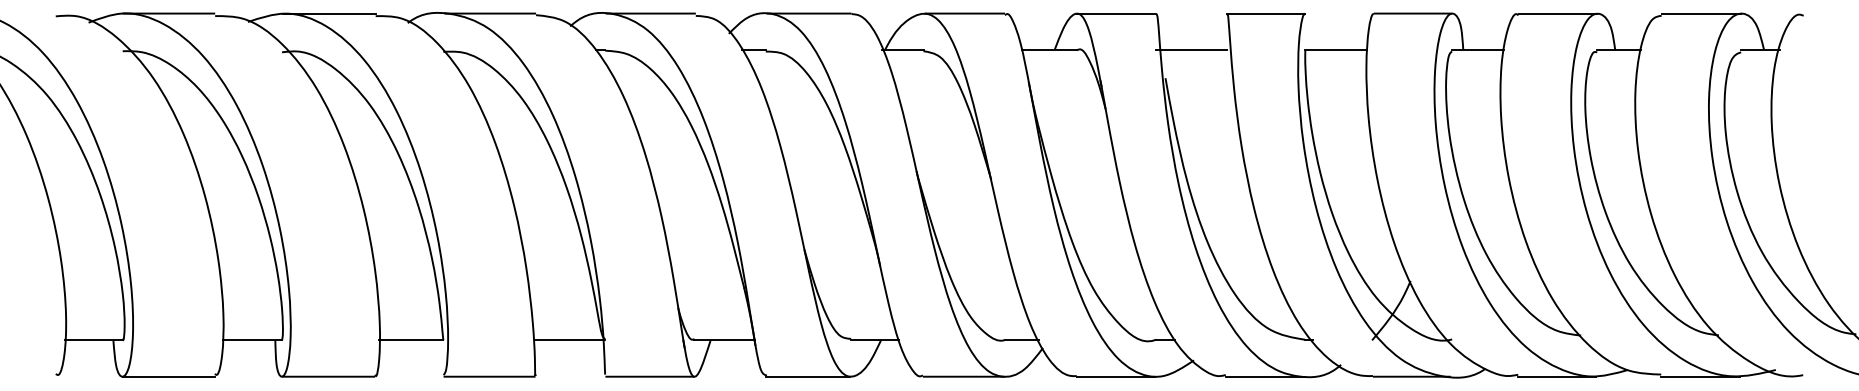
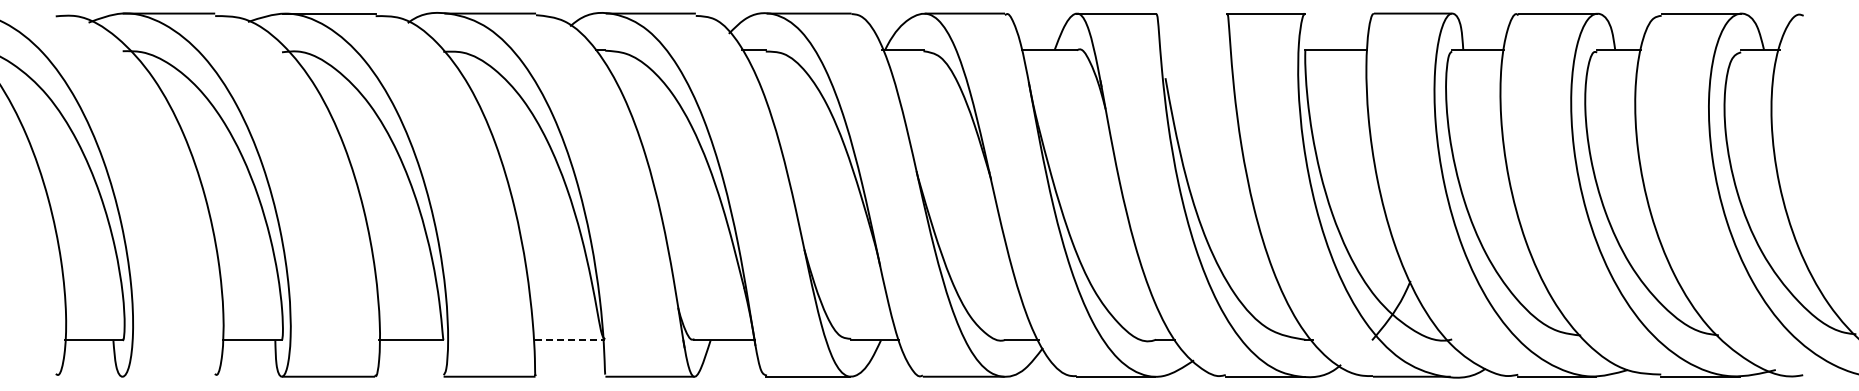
line: present -> none (1191, 49)
line: solid -> dashed (570, 340)
line: present -> none (168, 376)
